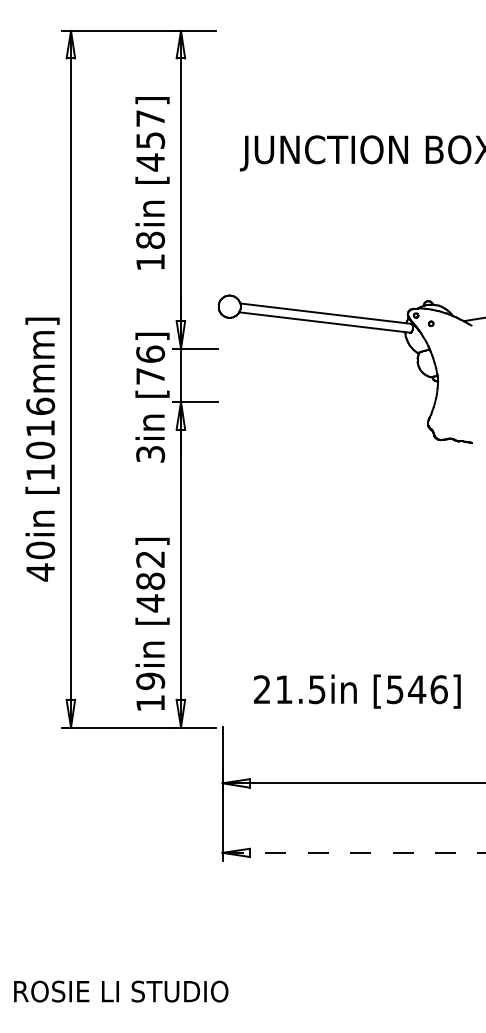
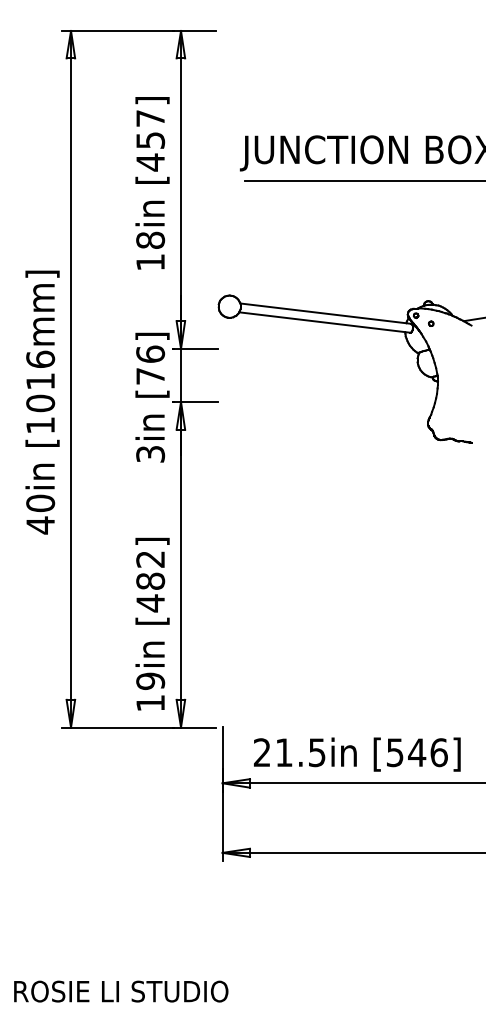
line: none -> present (363, 180)
text position: (42, 449) -> (42, 402) (42, 402)
text position: (357, 691) -> (357, 754) (357, 754)
line: dashed -> solid (354, 852)
